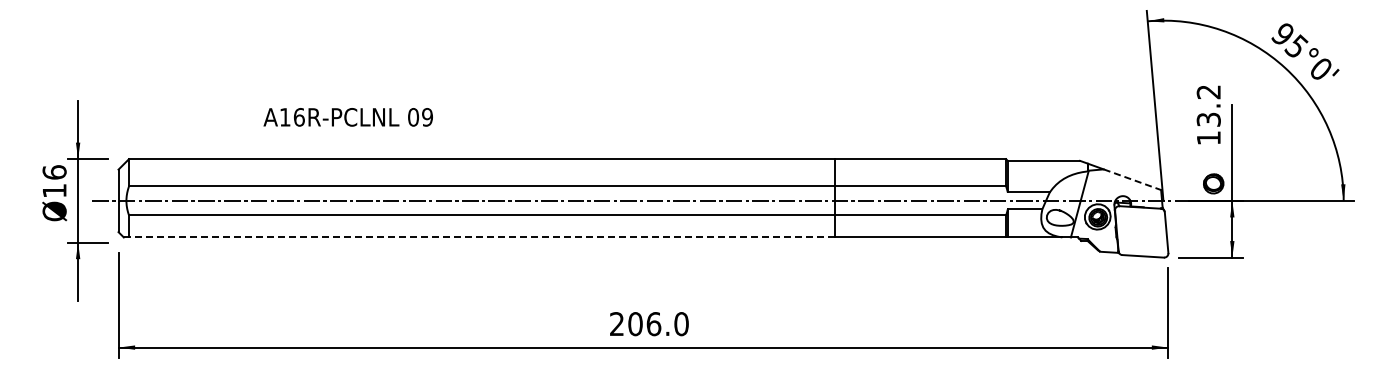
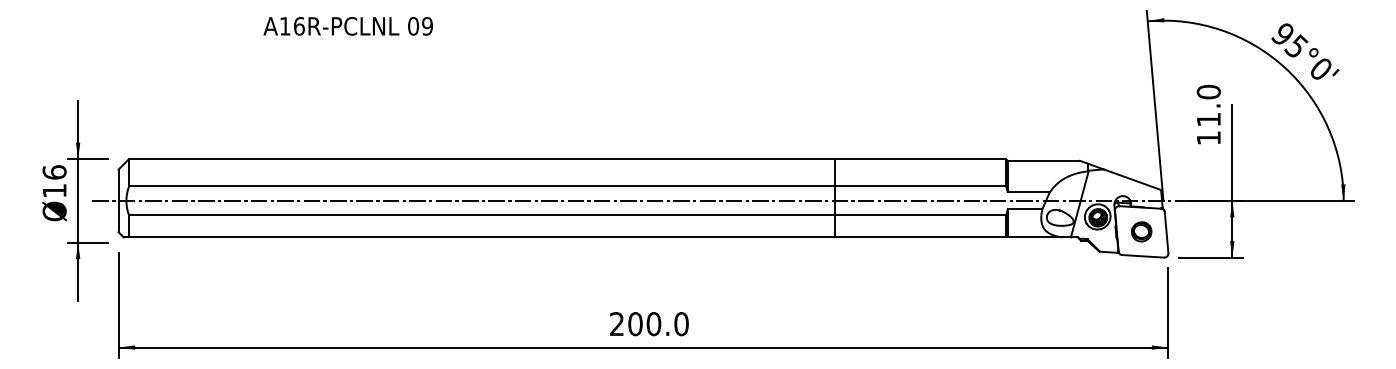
text: 13.2 -> 11.0 (1208, 105)
text position: (347, 117) -> (347, 26) (347, 26)
line: dashed -> solid (1132, 179)
part position: (1213, 183) -> (1141, 231) (1141, 231)
line: dashed -> solid (481, 237)
text: 206.0 -> 200.0 (653, 323)
